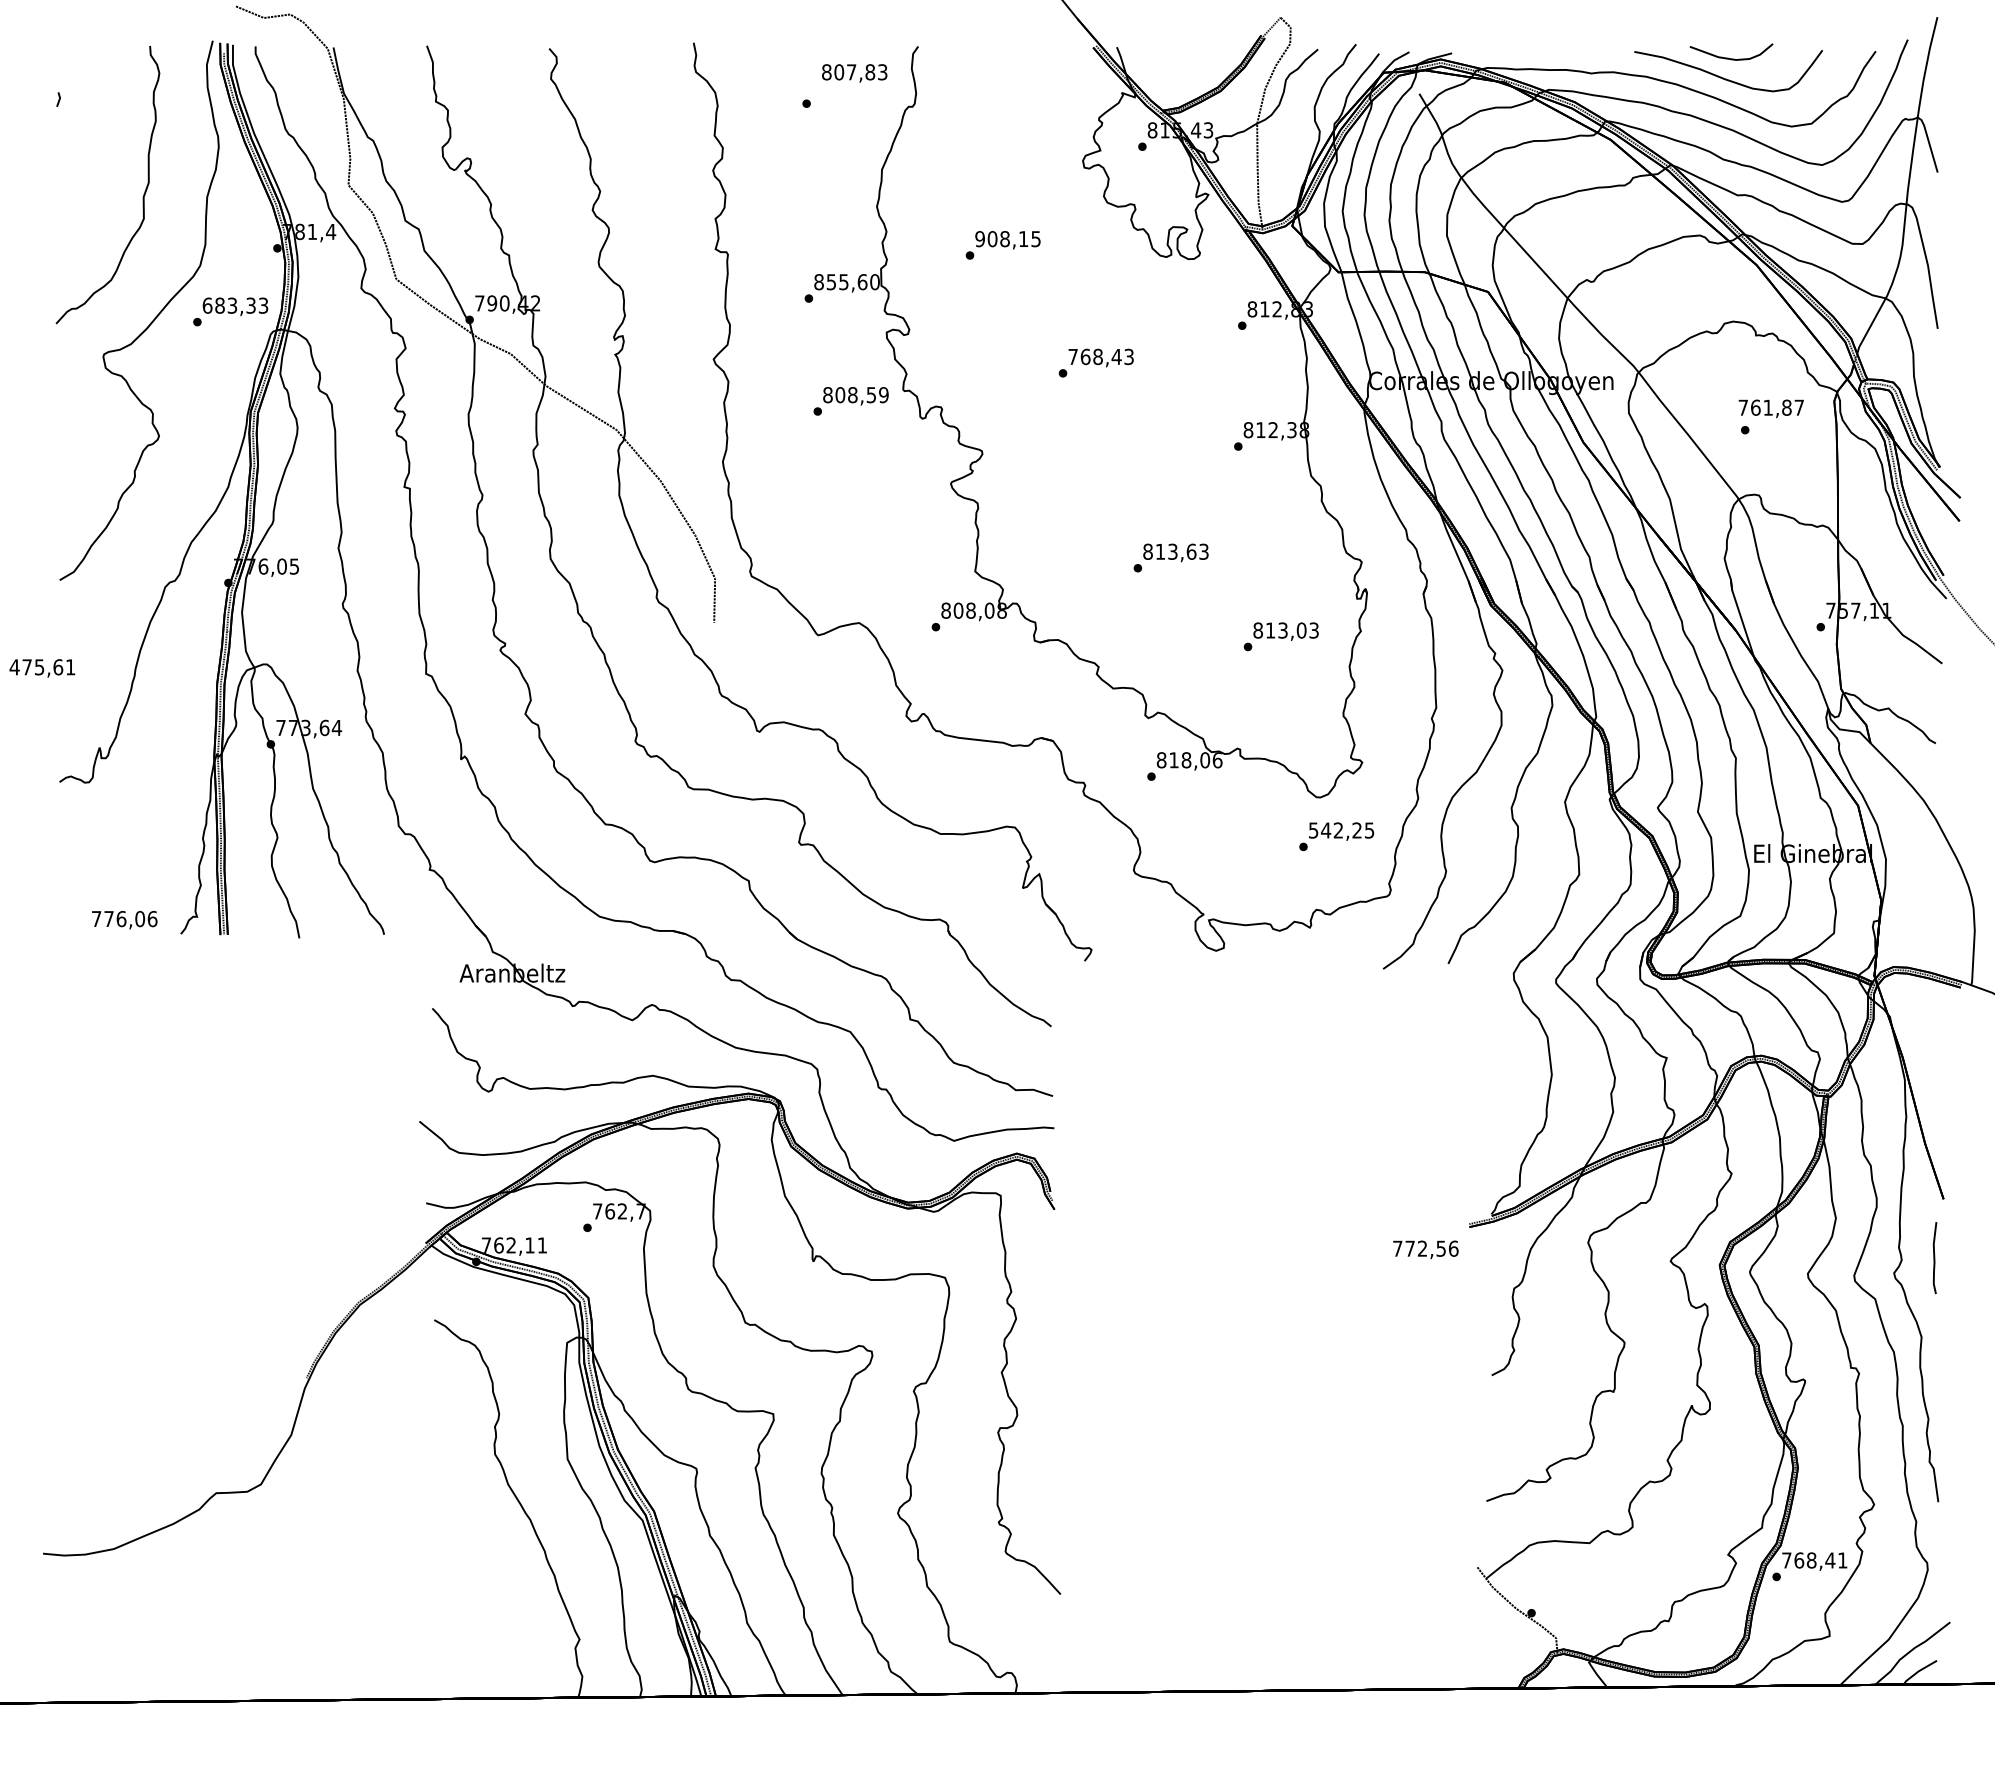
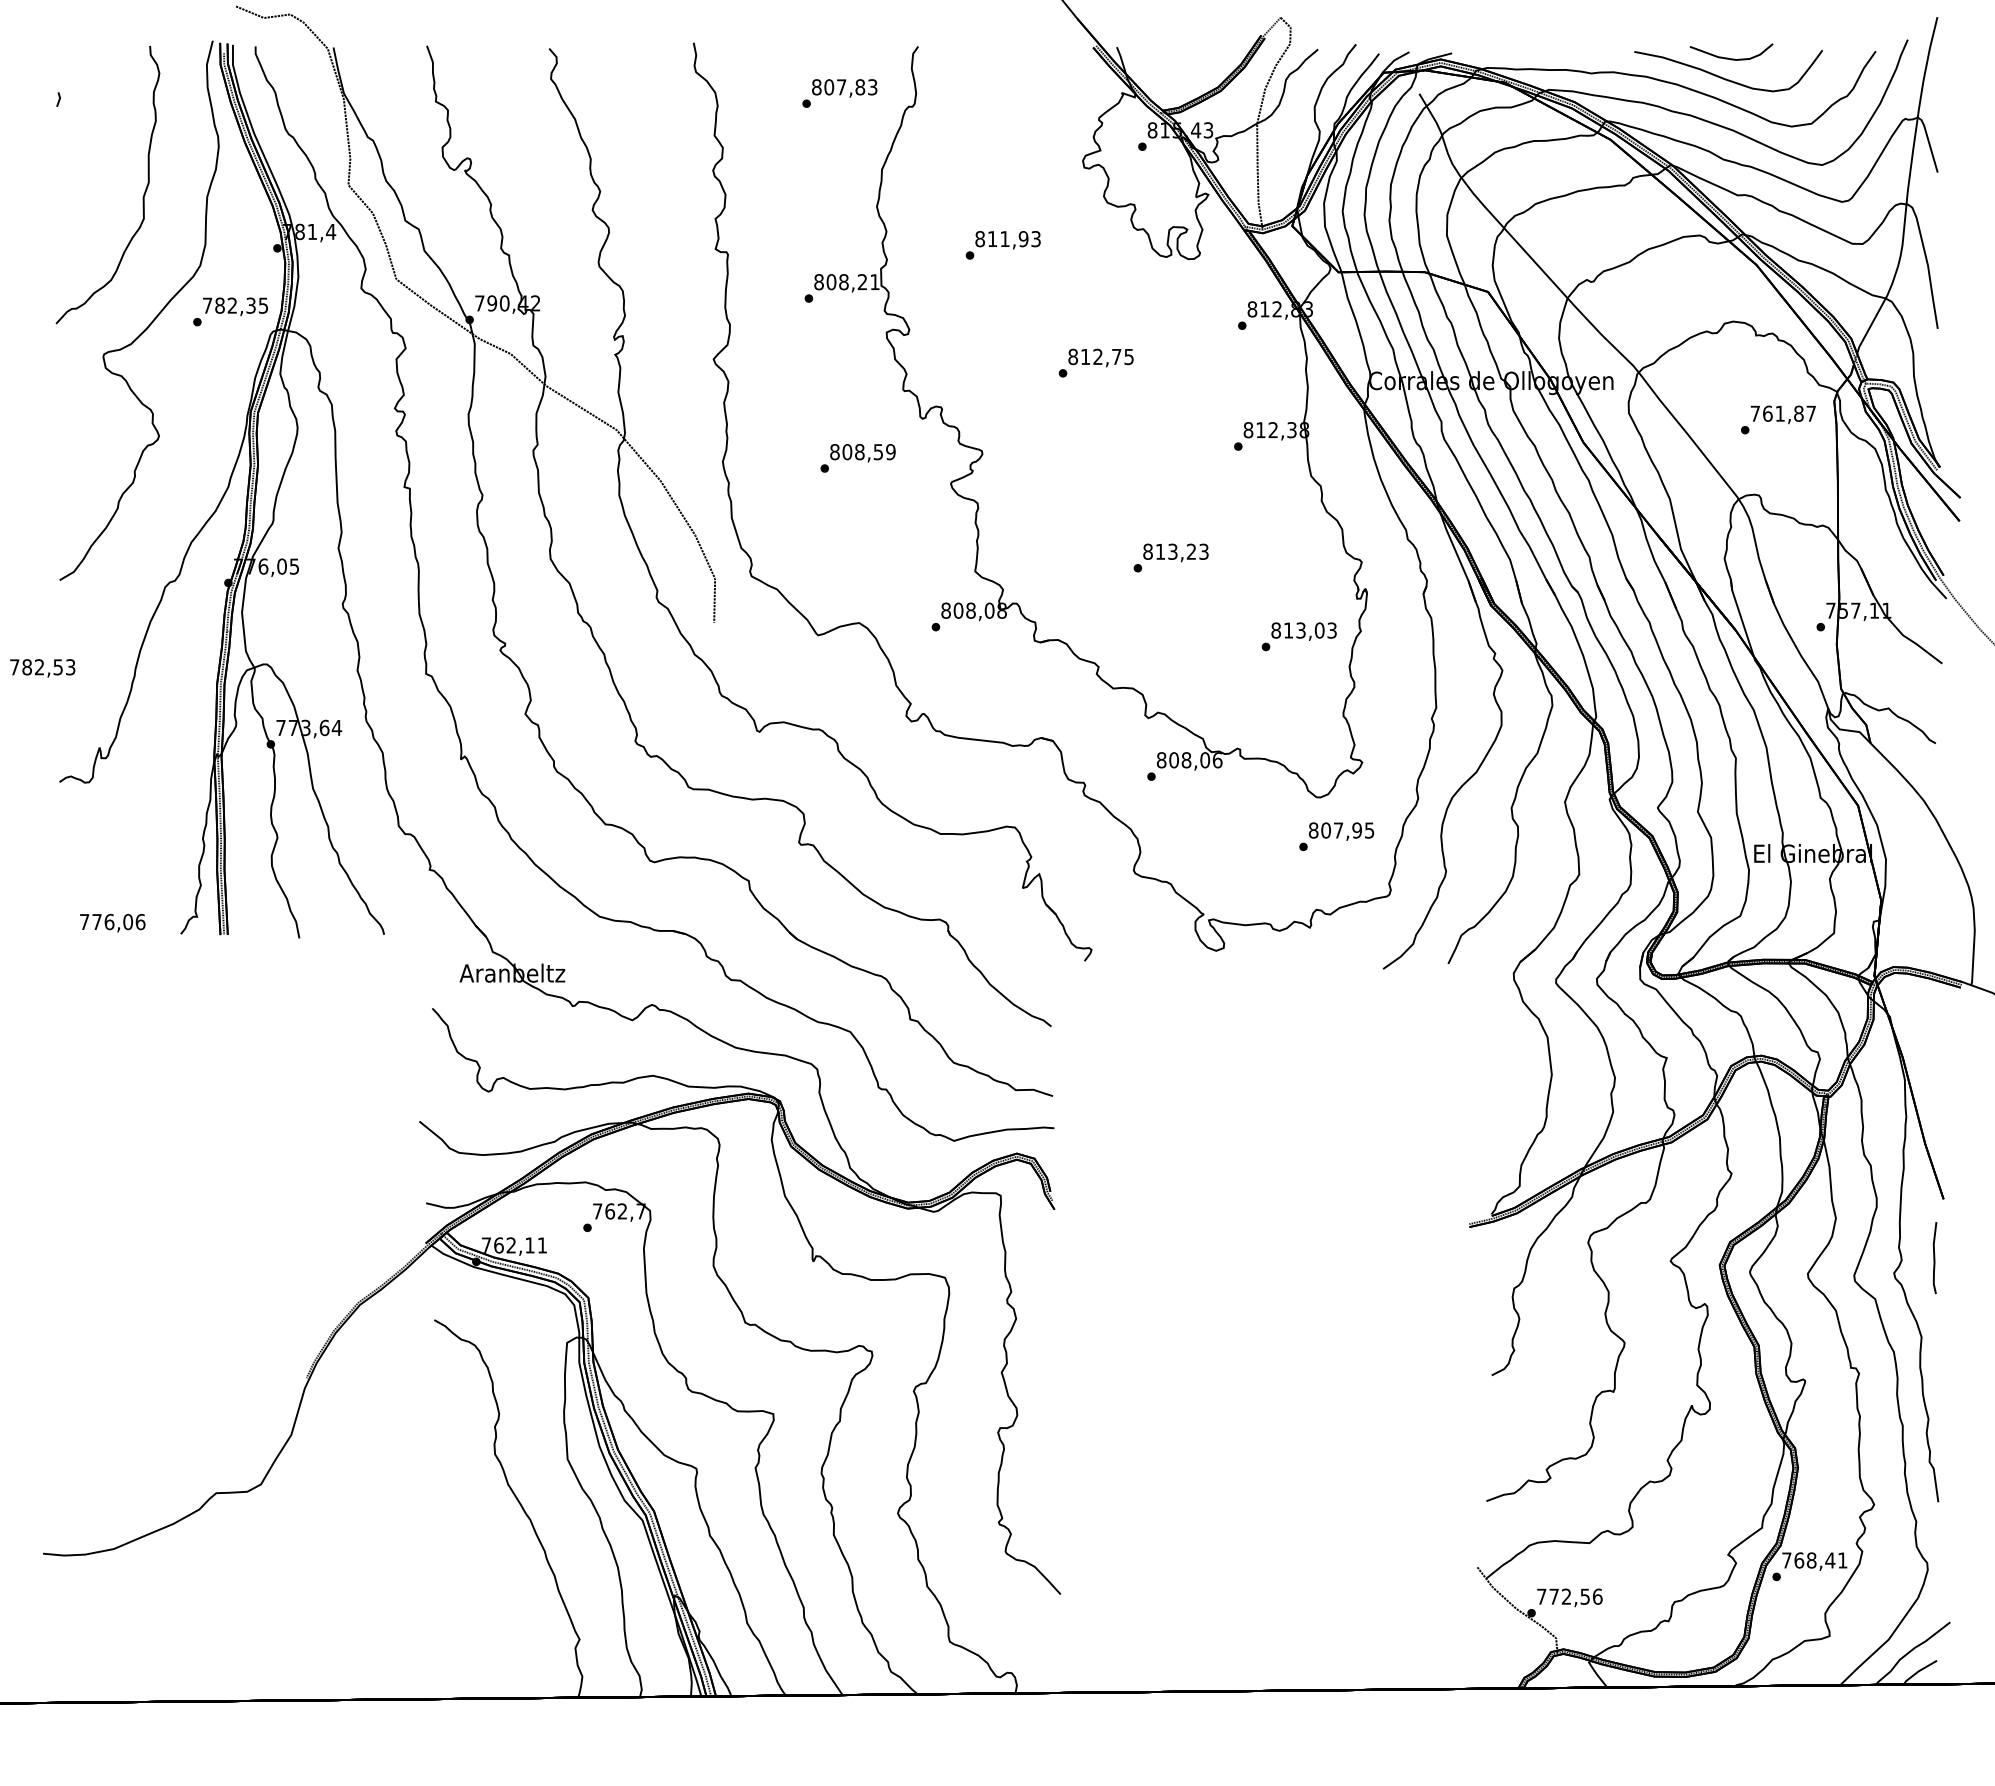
text position: (854, 73) -> (844, 88) (844, 88)
text: 908,15 -> 811,93 (1007, 239)
text: 855,60 -> 808,21 (852, 282)
text: 683,33 -> 782,35 (235, 305)
text: 768,43 -> 812,75 (1100, 356)
text position: (850, 401) -> (857, 458) (857, 458)
text position: (1770, 408) -> (1782, 414) (1782, 414)
text: 813,63 -> 813,23 (1191, 551)
text position: (1280, 636) -> (1298, 636) (1298, 636)
text: 475,61 -> 782,53 (42, 667)
text: 818,06 -> 808,06 (1173, 760)
text: 542,25 -> 807,95 (1334, 830)
text position: (124, 920) -> (112, 923) (112, 923)
text position: (1425, 1249) -> (1569, 1597) (1569, 1597)
